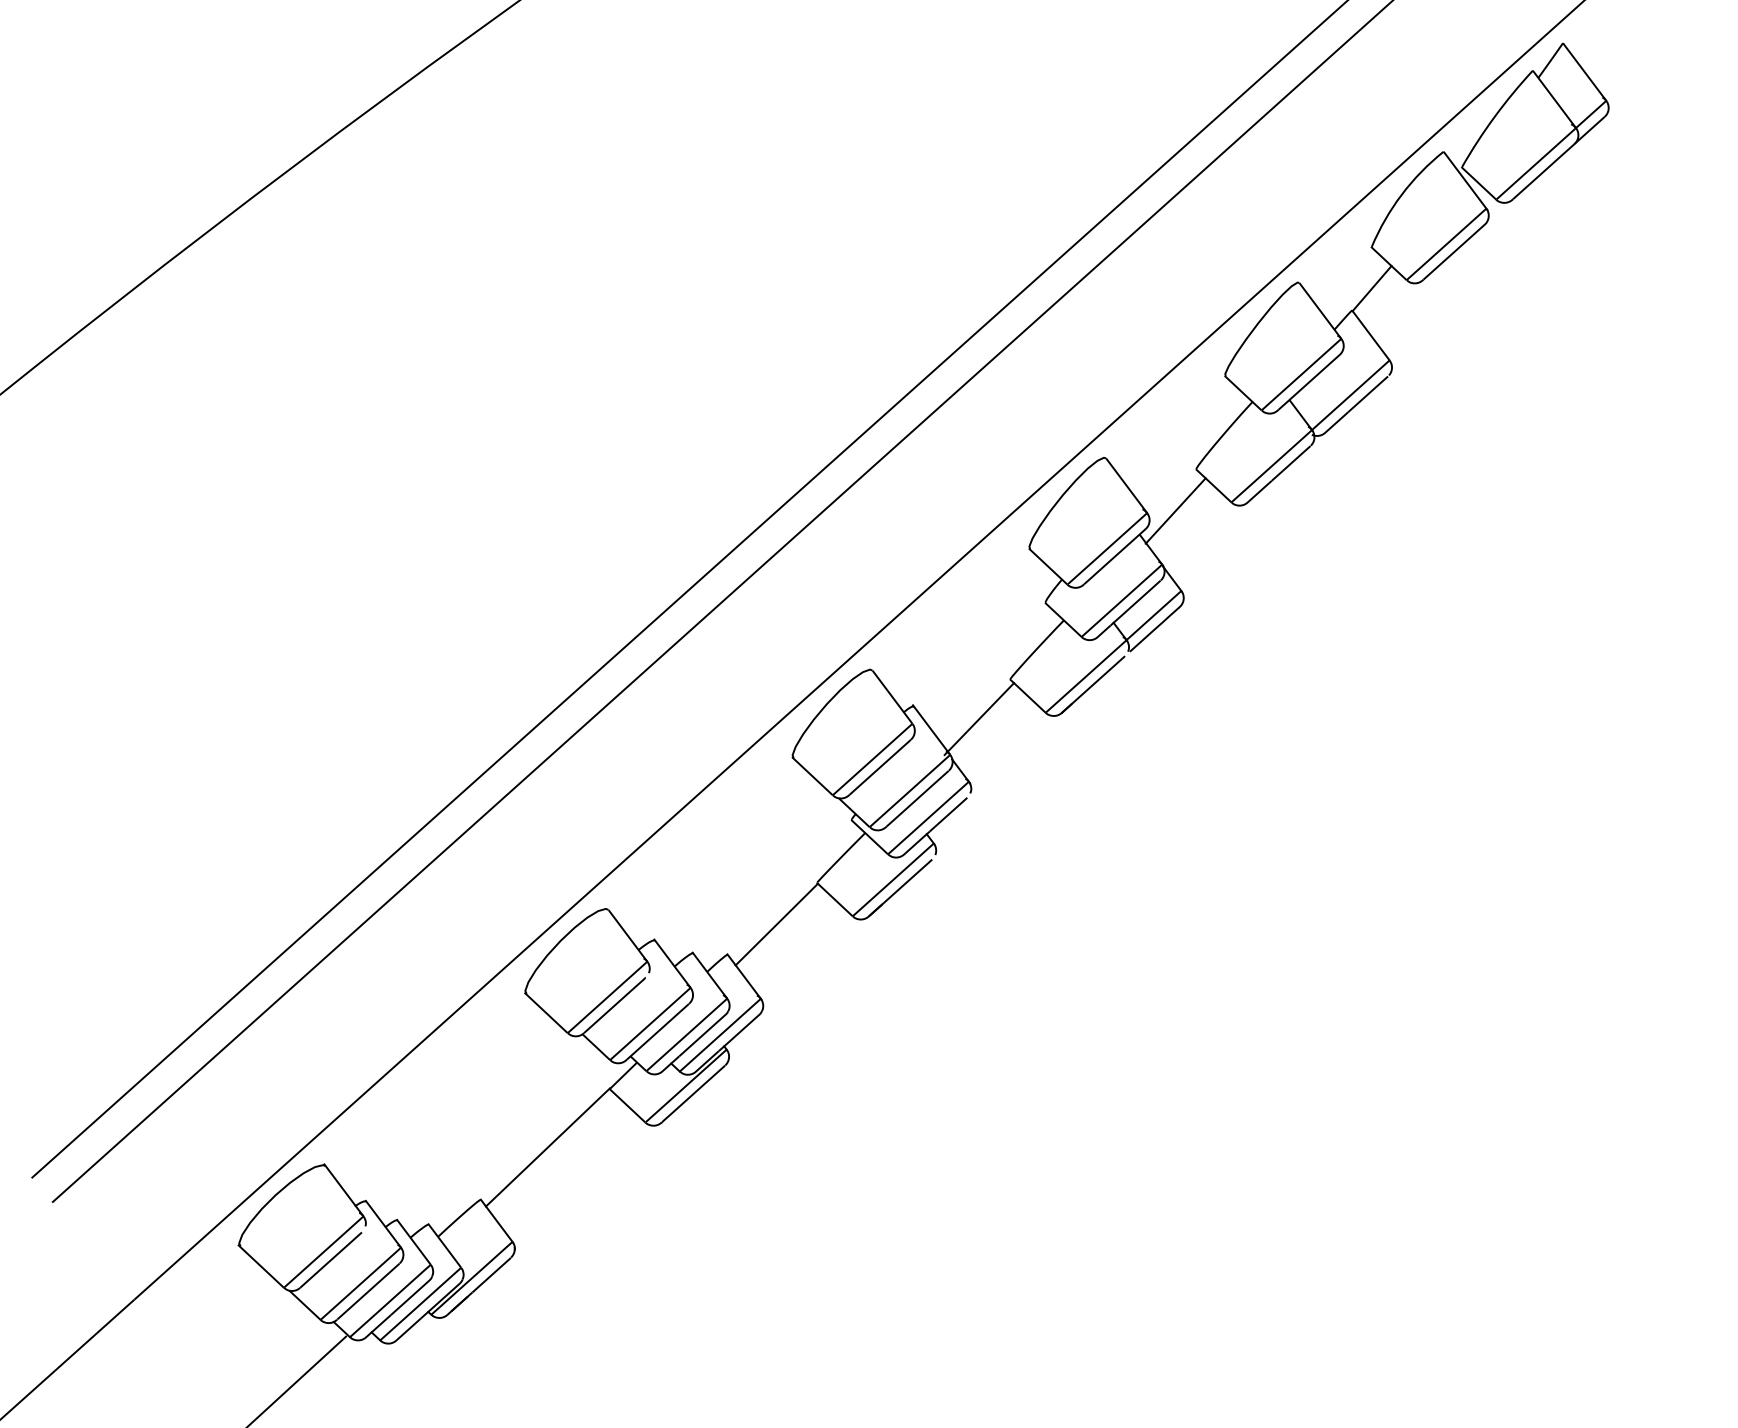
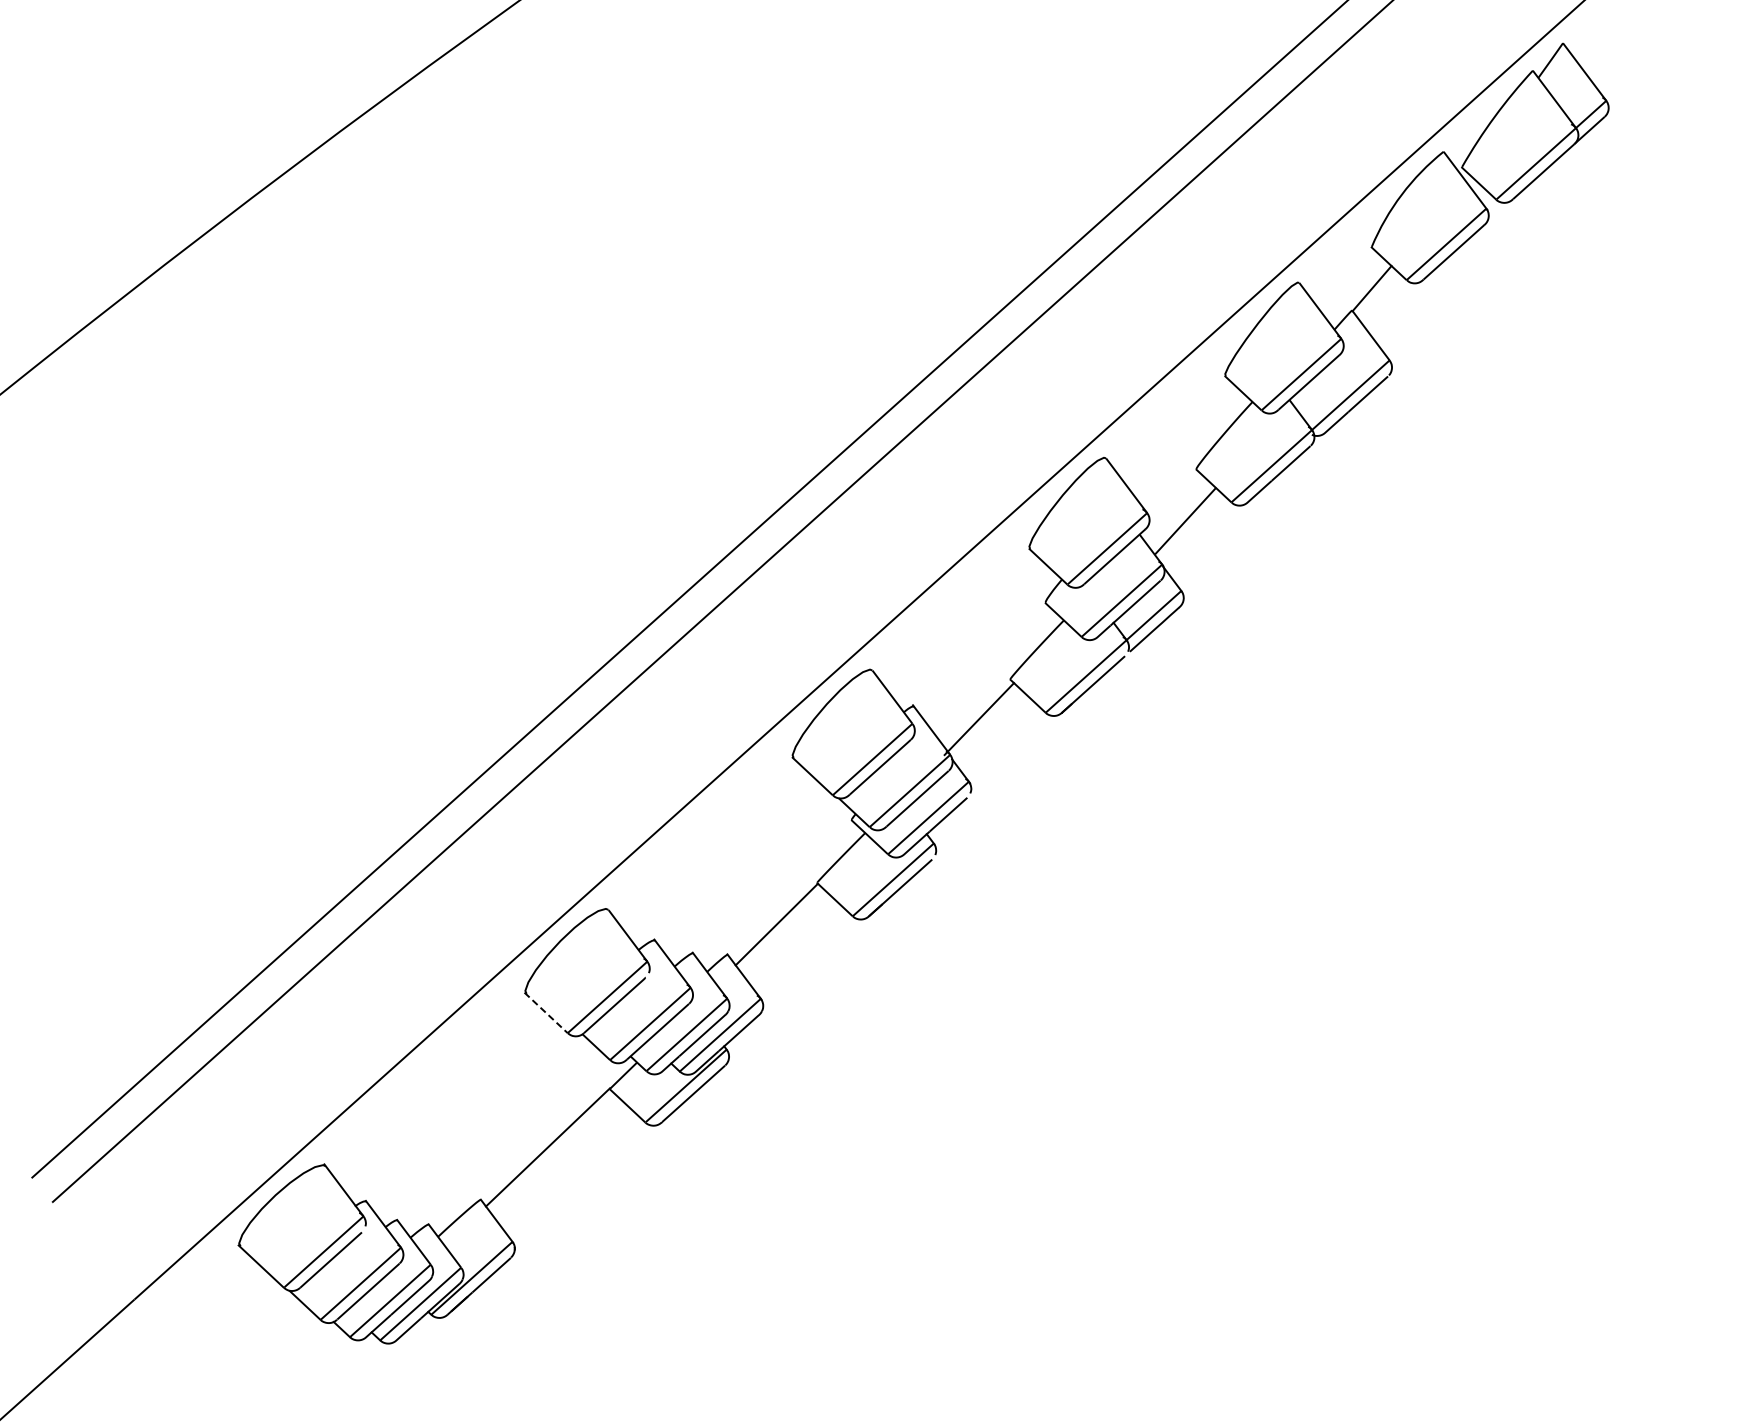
line position: (1175, 510) -> (1185, 520) (1185, 520)
line: solid -> dashed (546, 1013)
line: present -> none (297, 1380)
